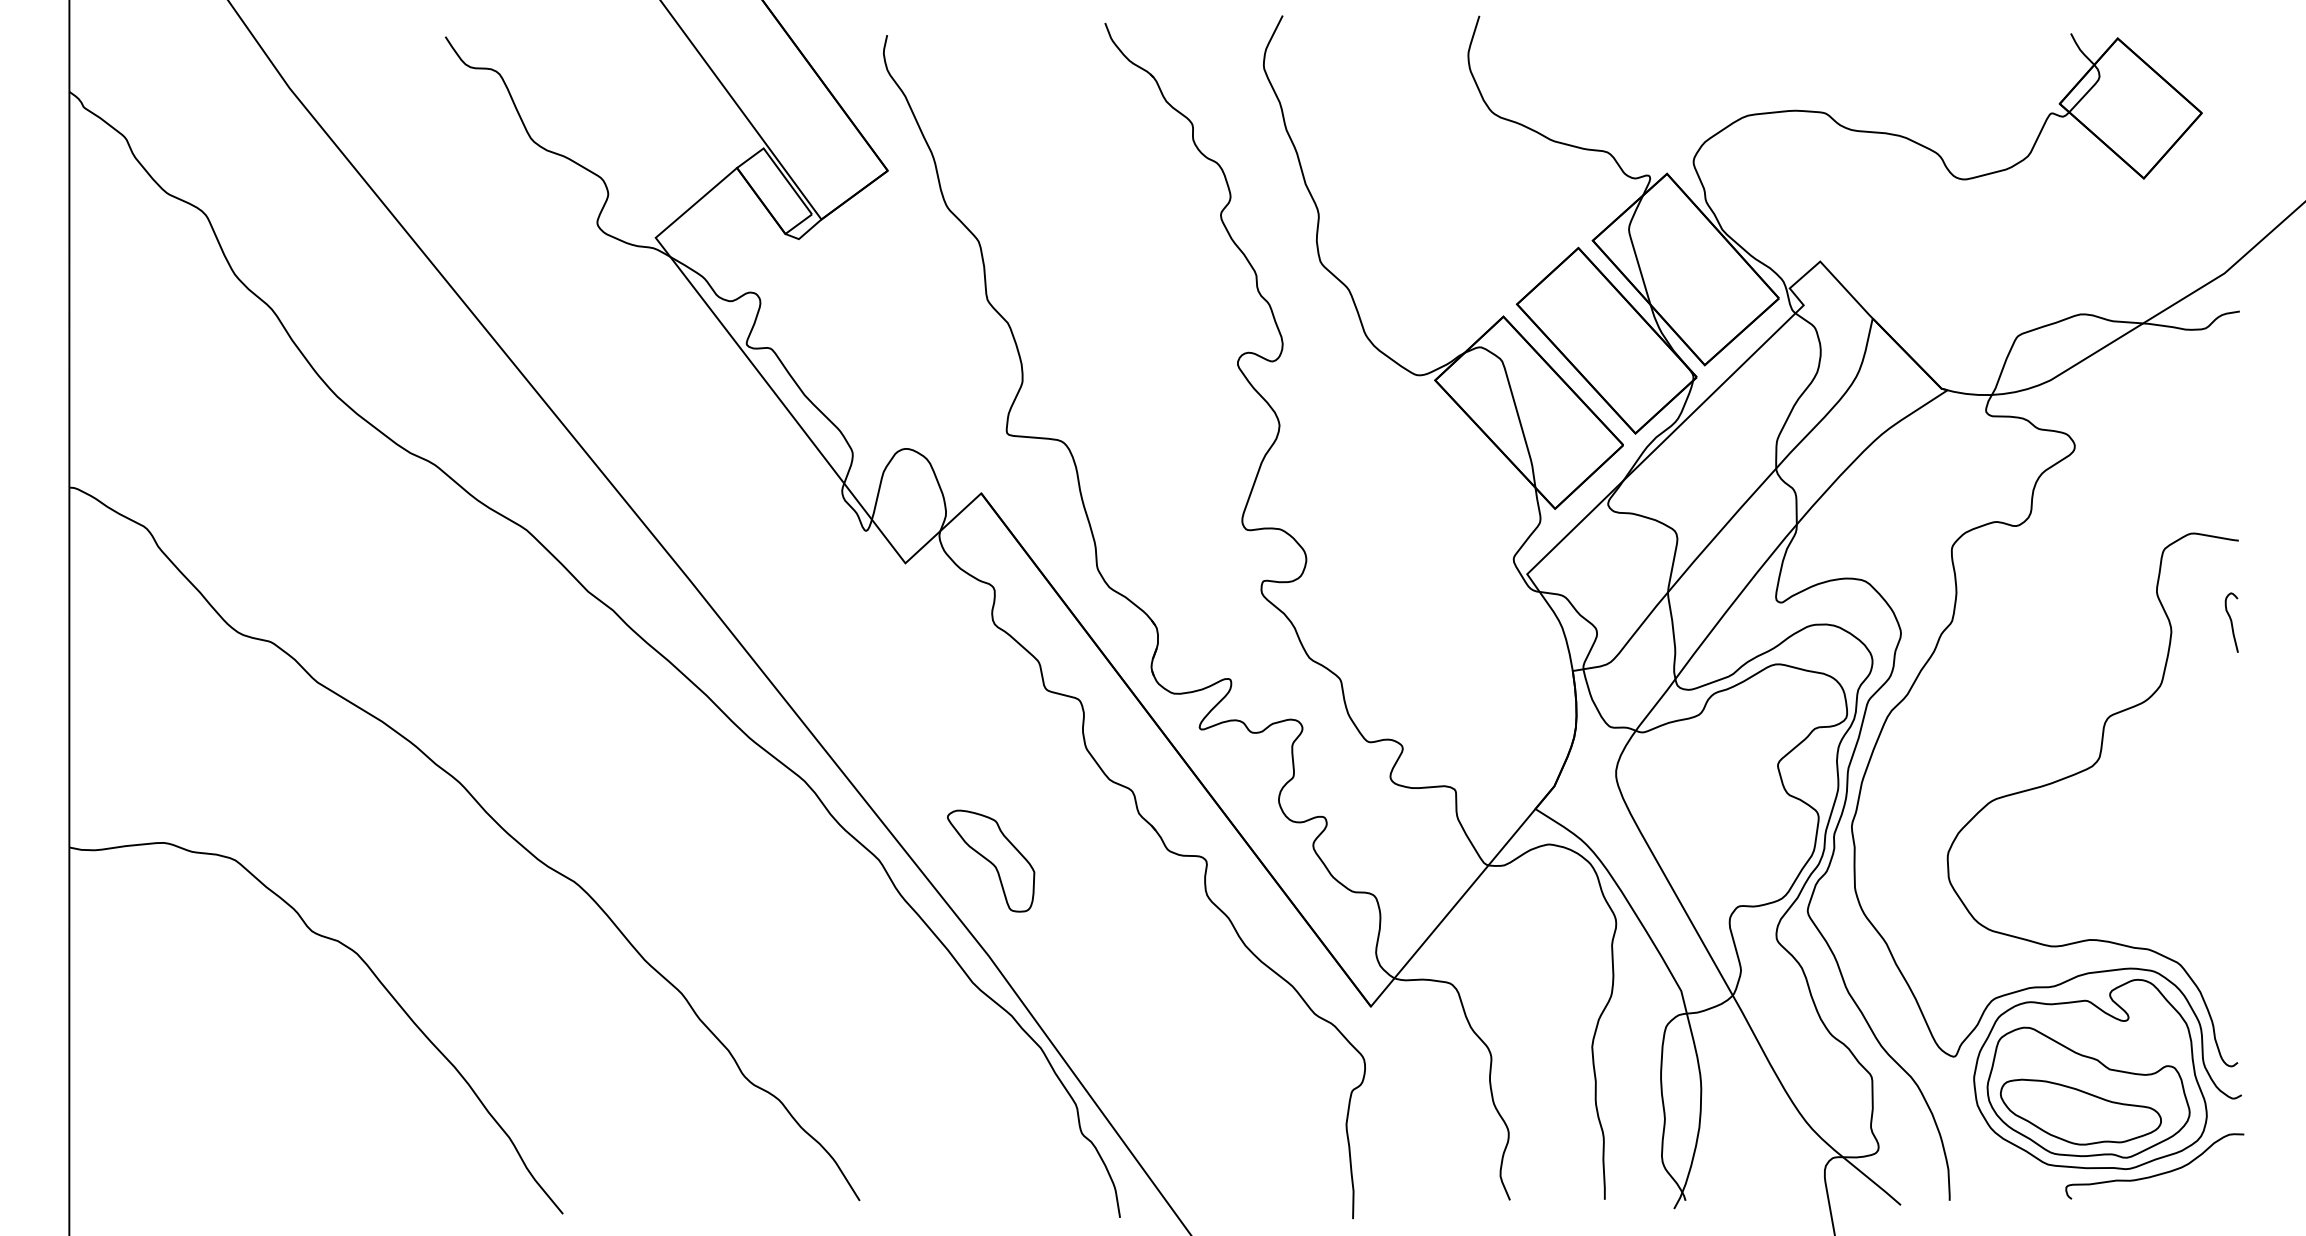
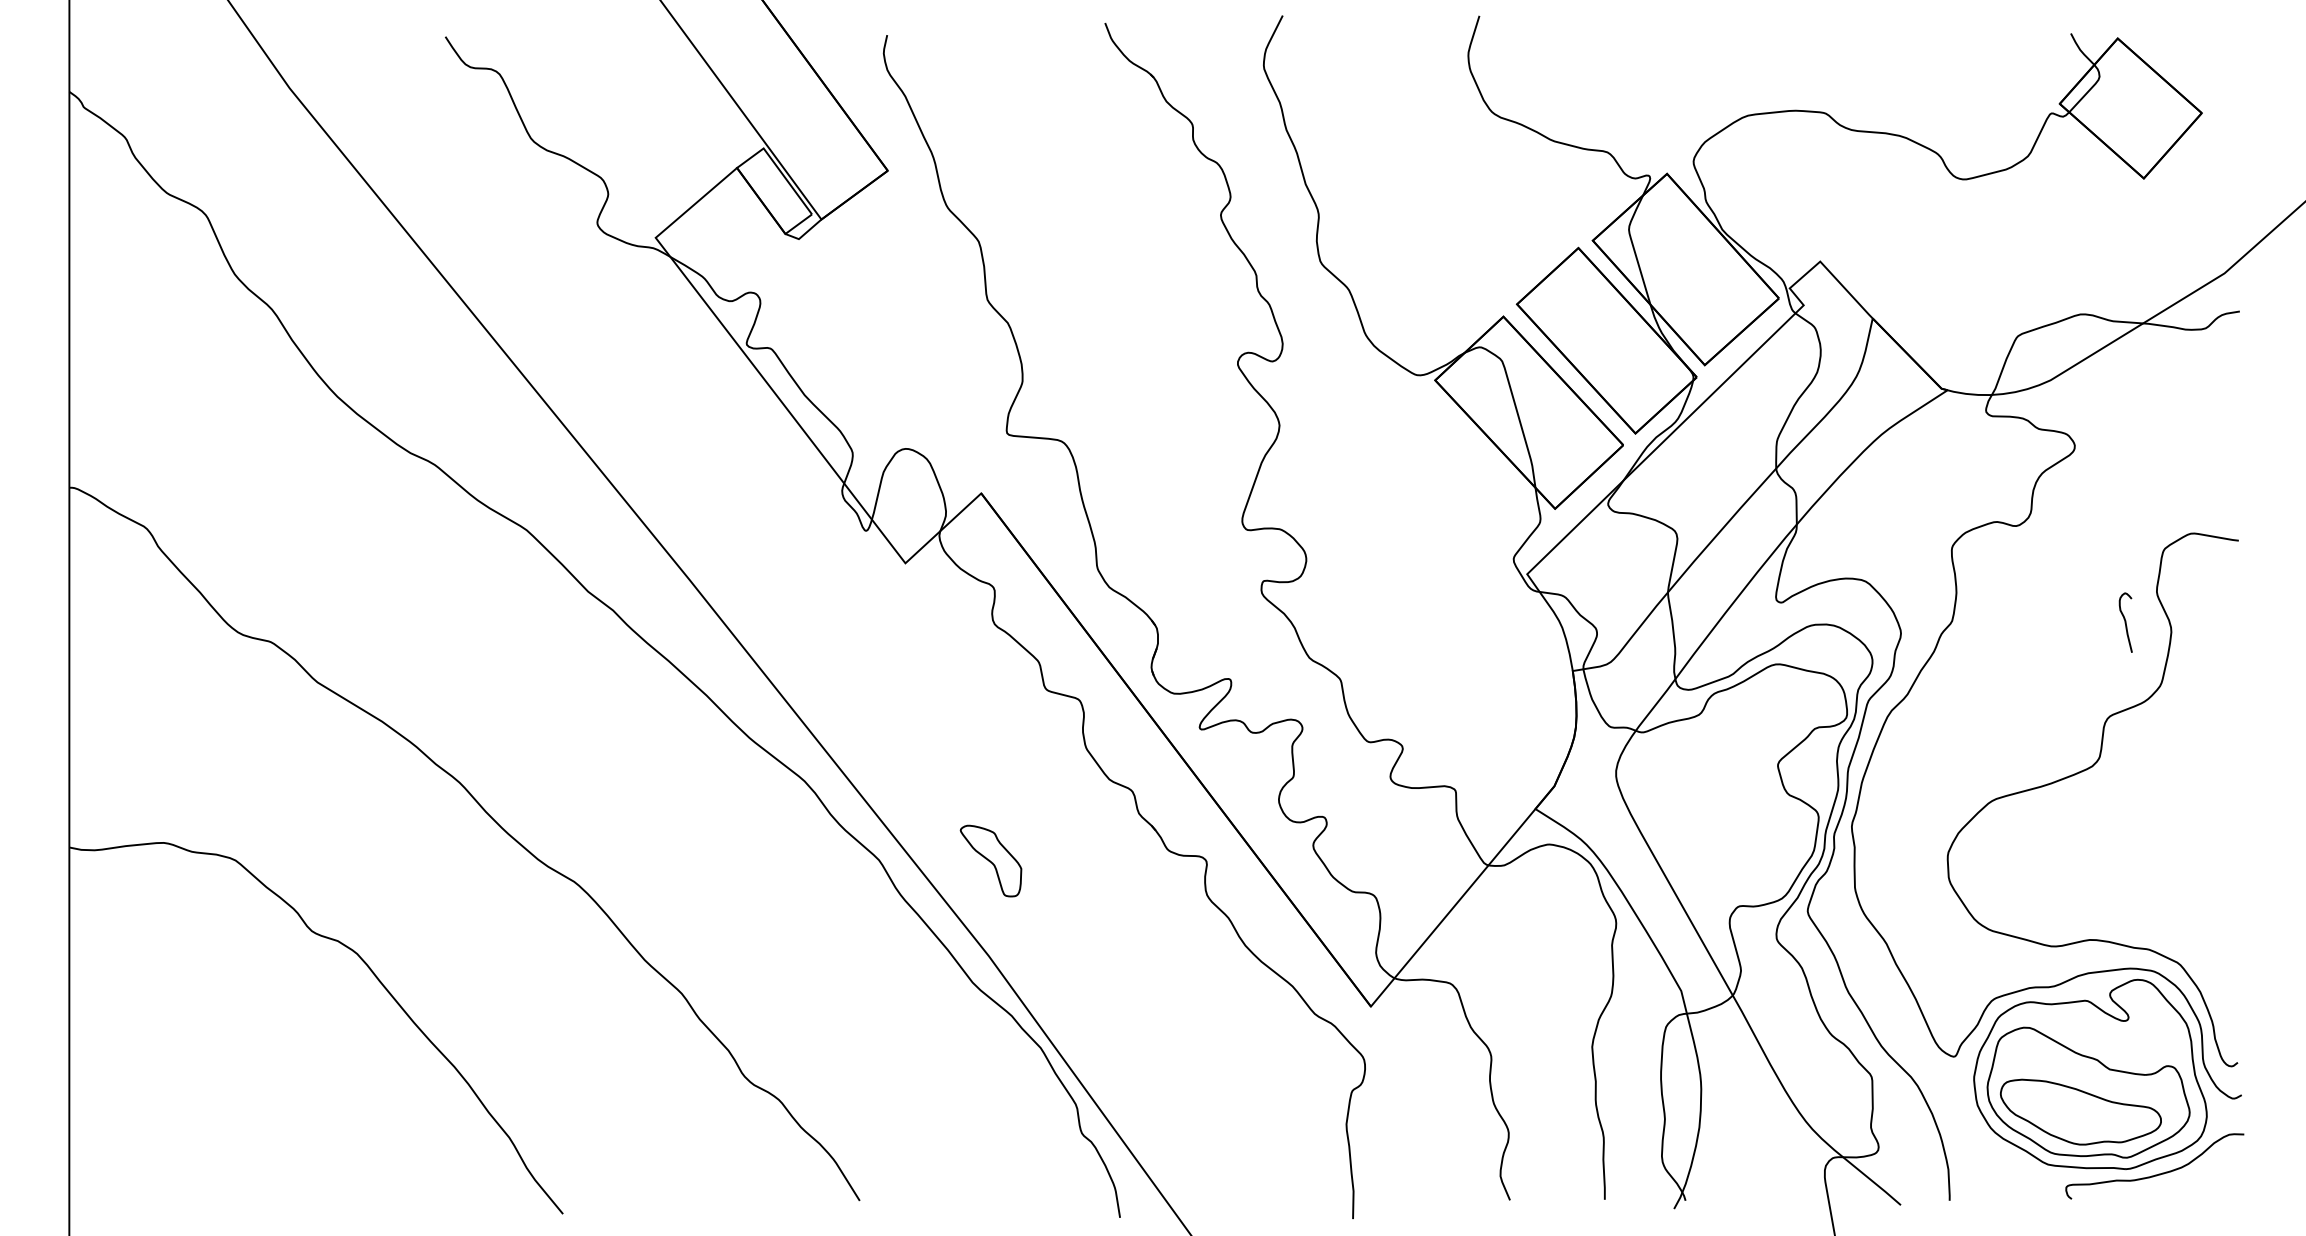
curve position: (2231, 622) -> (2125, 622) (2125, 622)
part size: 90x104 px -> 64x74 px (990, 860)
